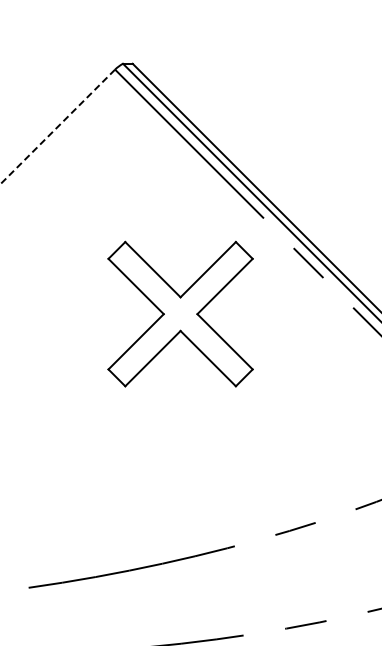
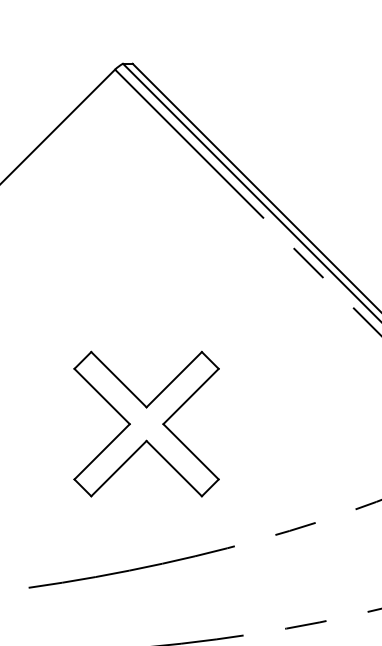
line: dashed -> solid (57, 126)
part position: (180, 313) -> (146, 423) (146, 423)
